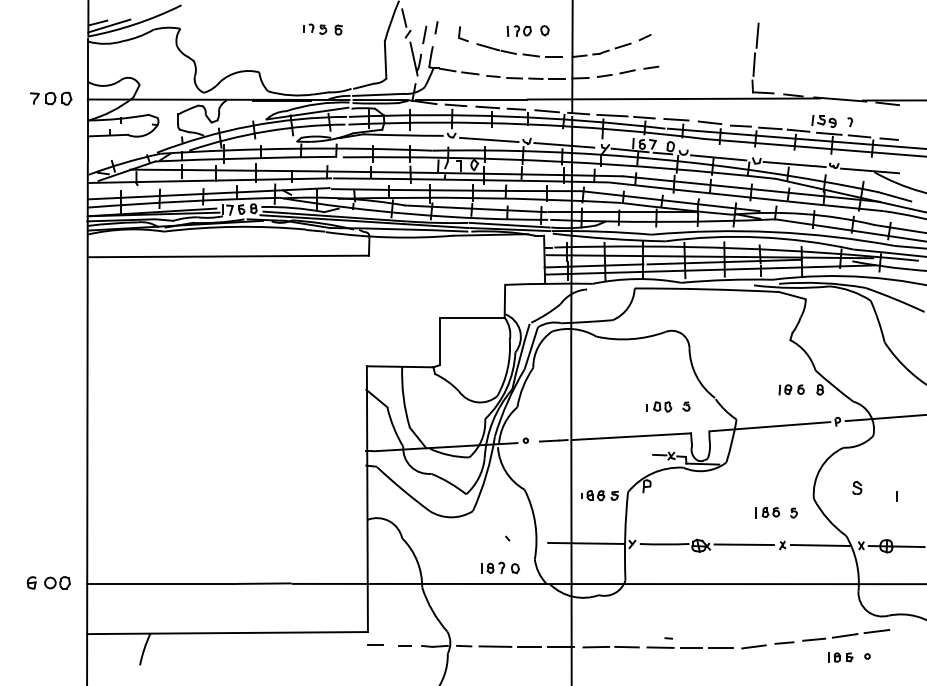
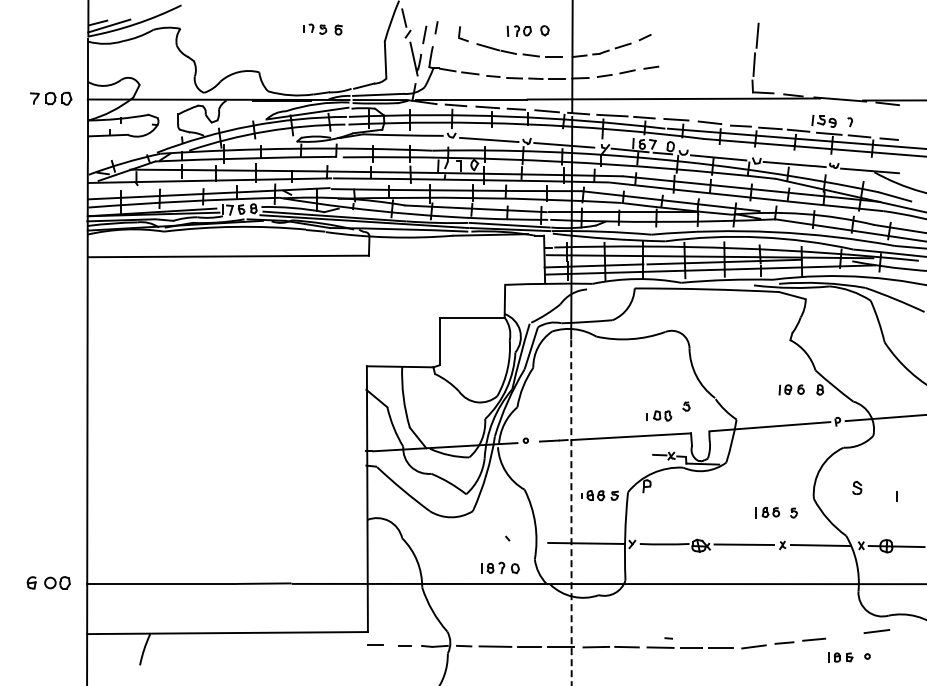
part position: (659, 406) -> (659, 415) (659, 415)
line: solid -> dashed (571, 512)
line: present -> none (844, 635)
